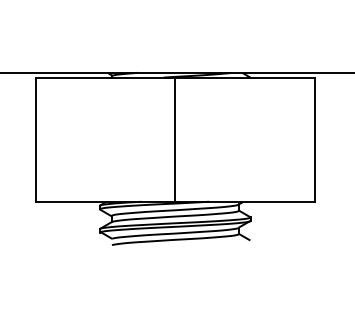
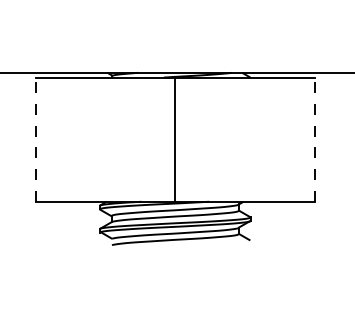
line: solid -> dashed (35, 139)
line: solid -> dashed (314, 139)
